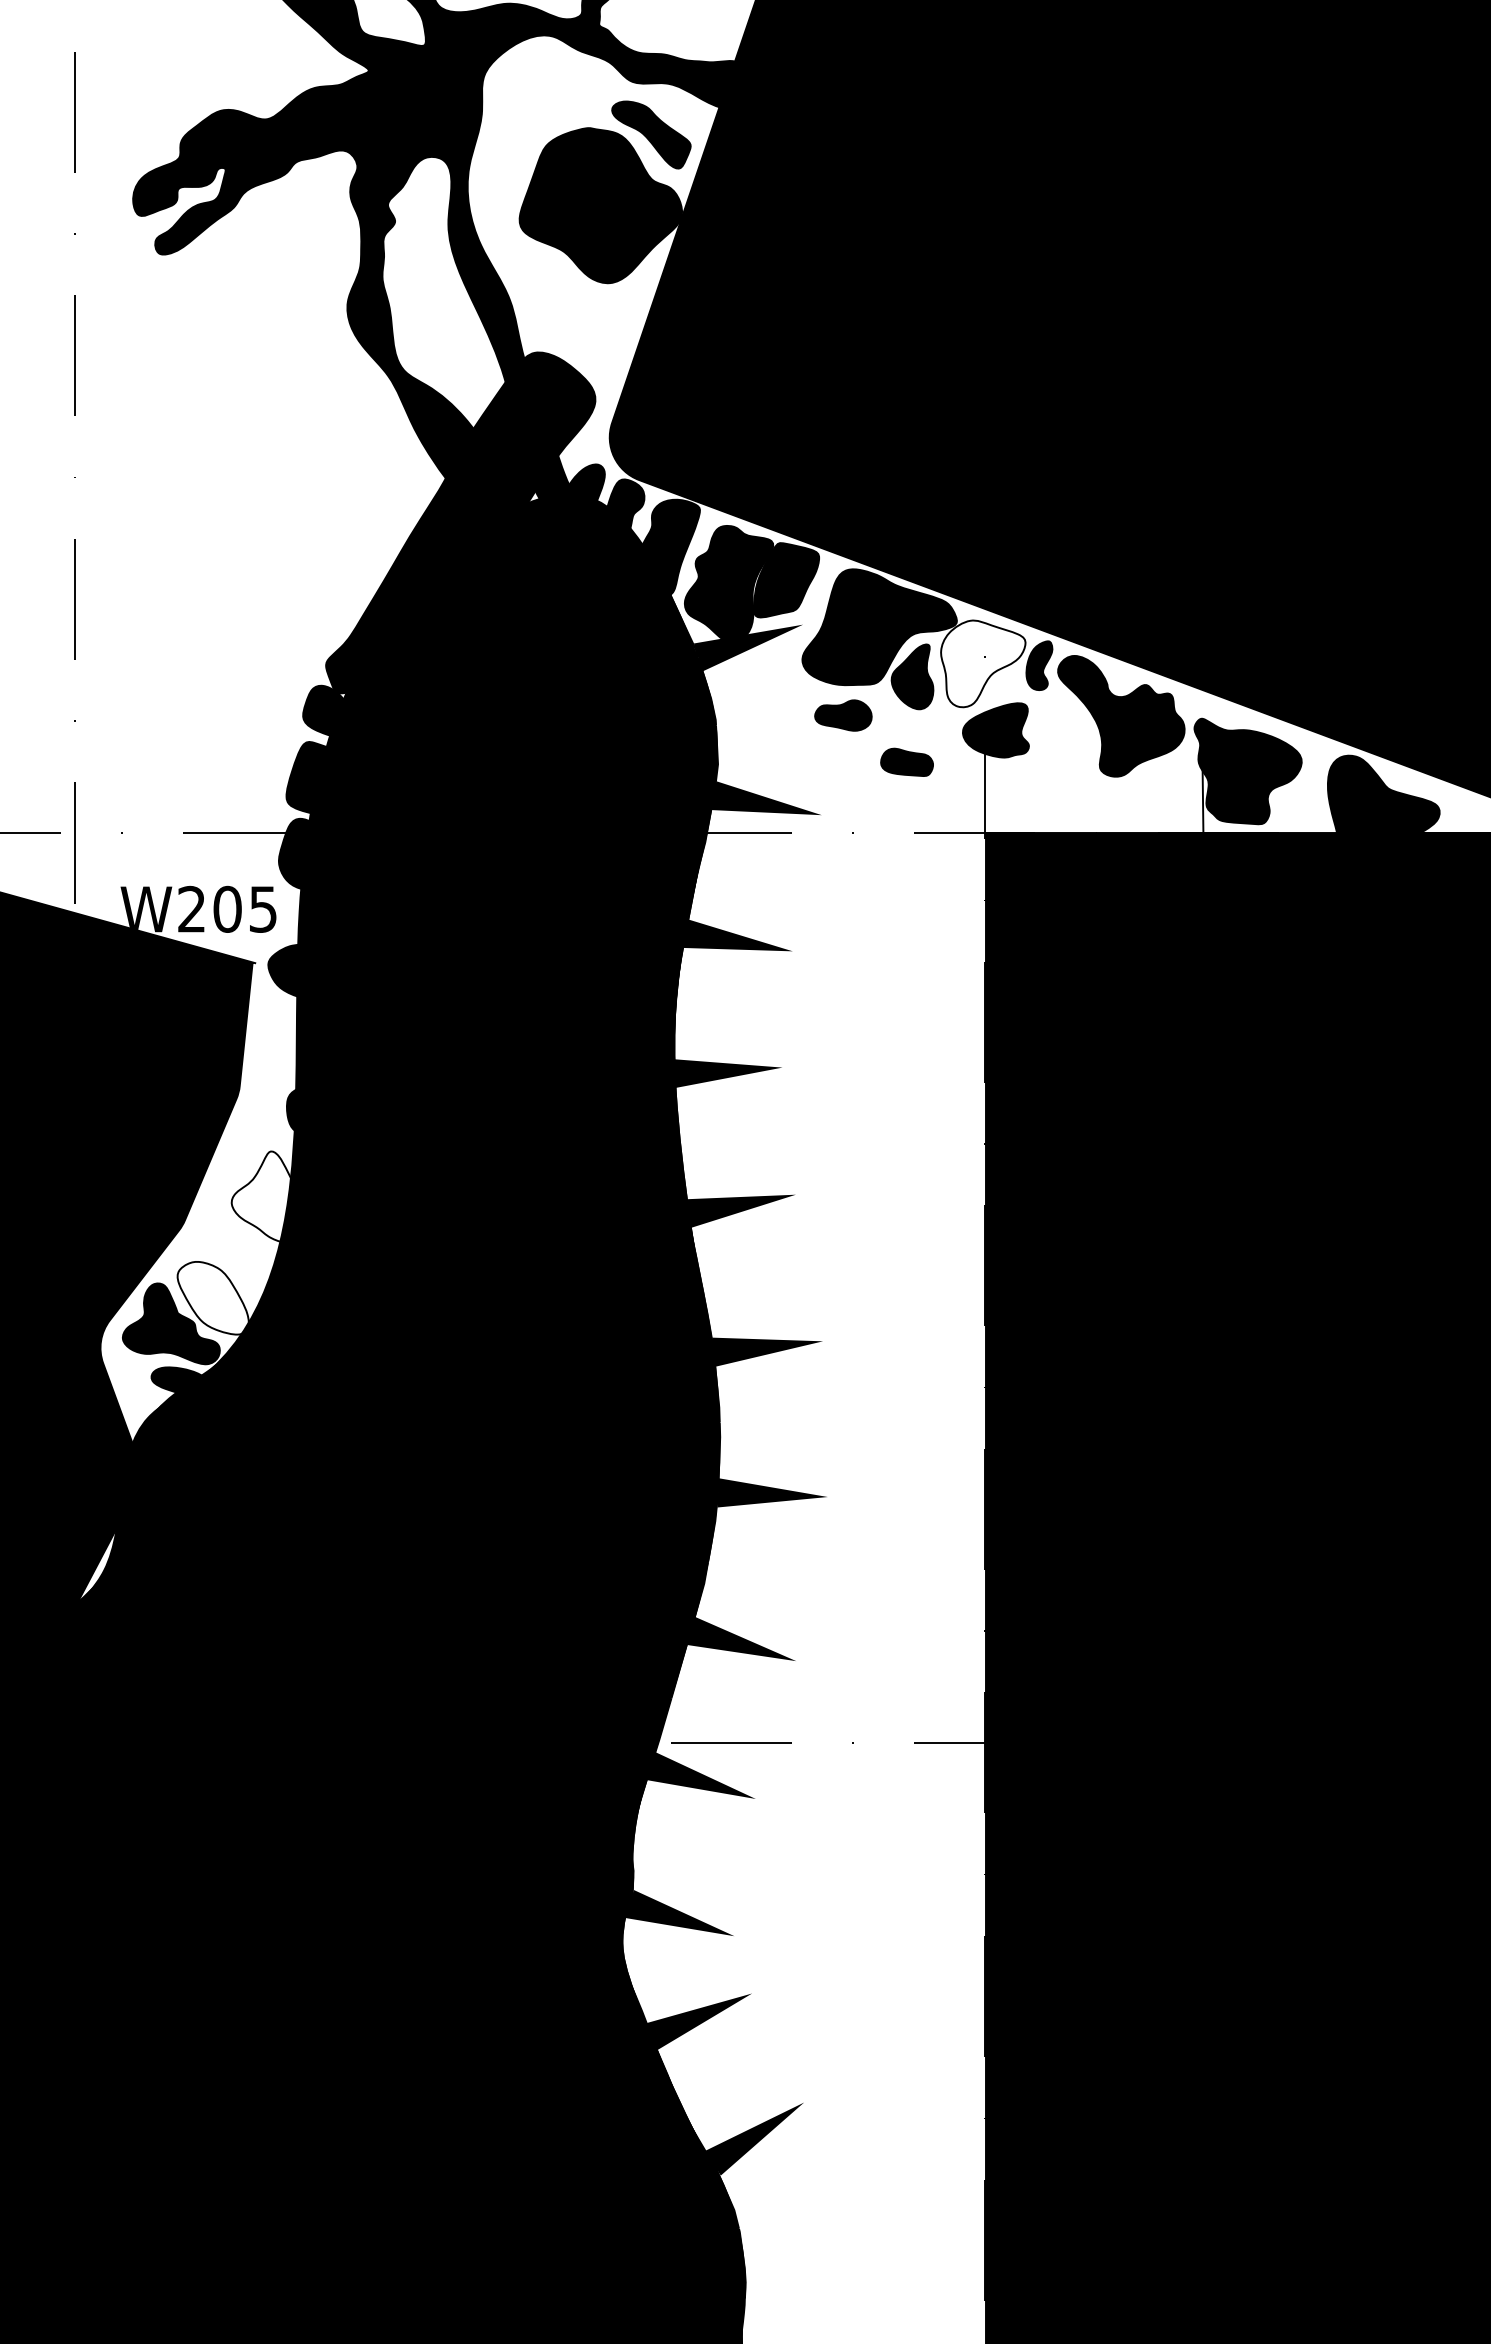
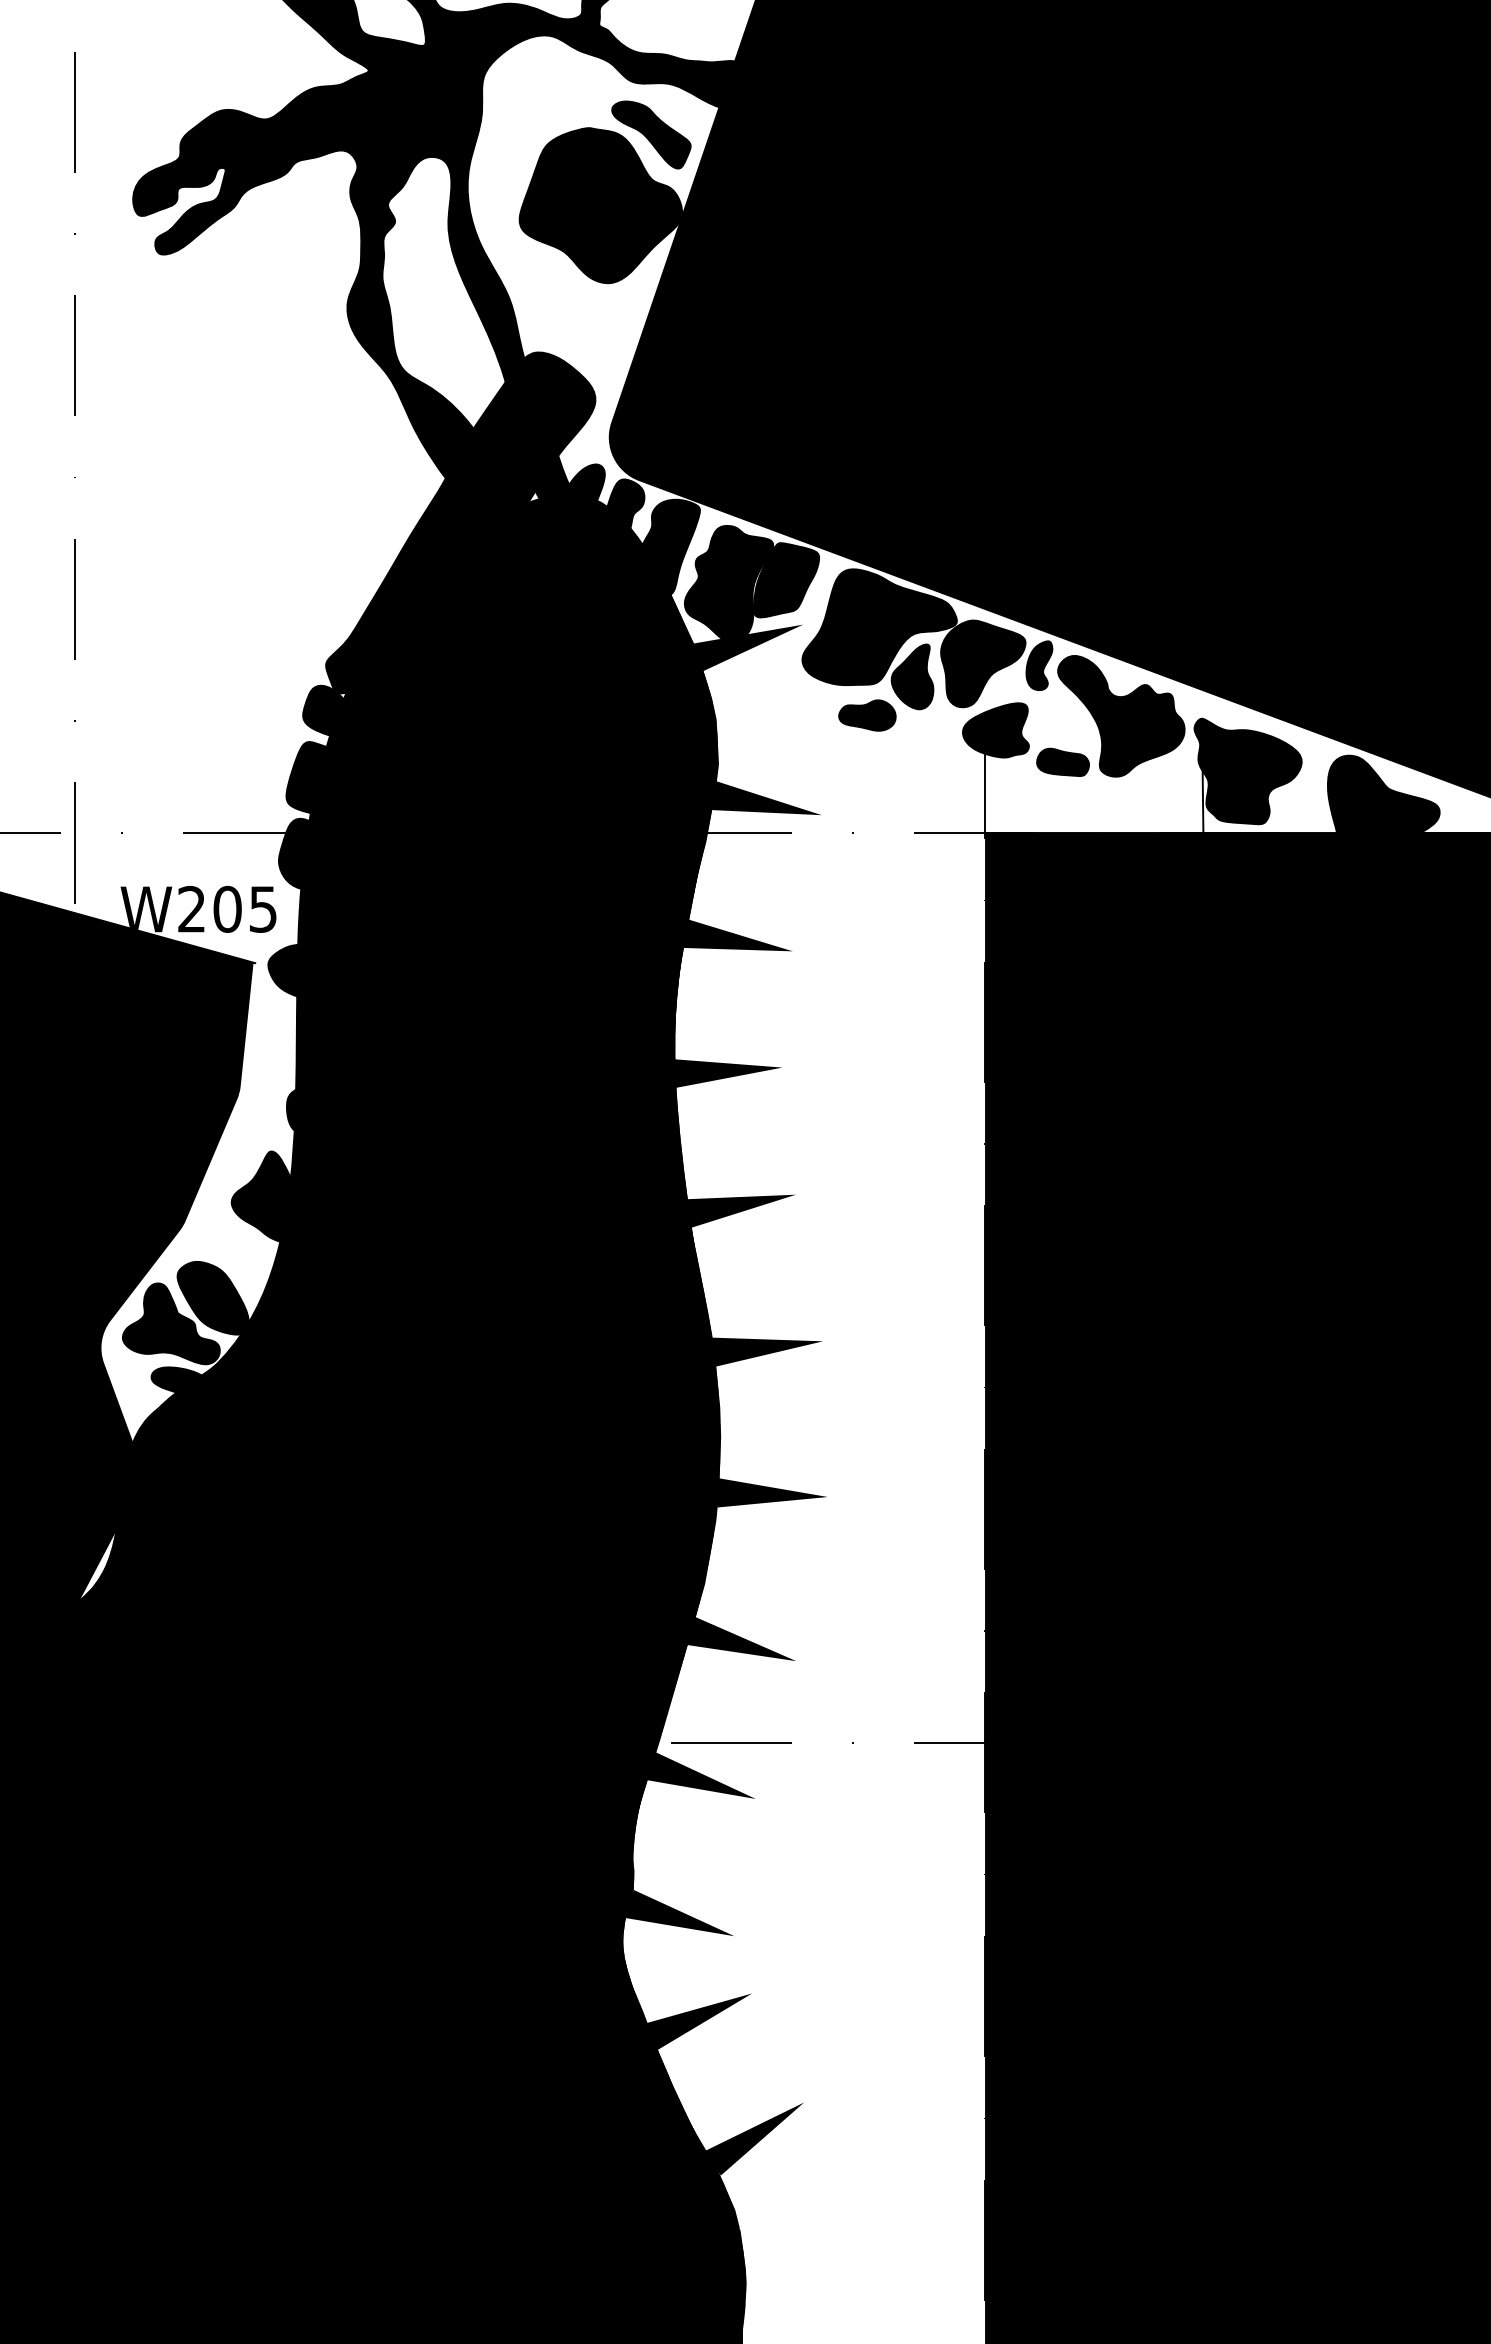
fill: none -> present (983, 663)
part position: (843, 715) -> (867, 715) (867, 715)
part position: (906, 761) -> (1062, 761) (1062, 761)
fill: none -> present (273, 1197)
fill: none -> present (212, 1297)
